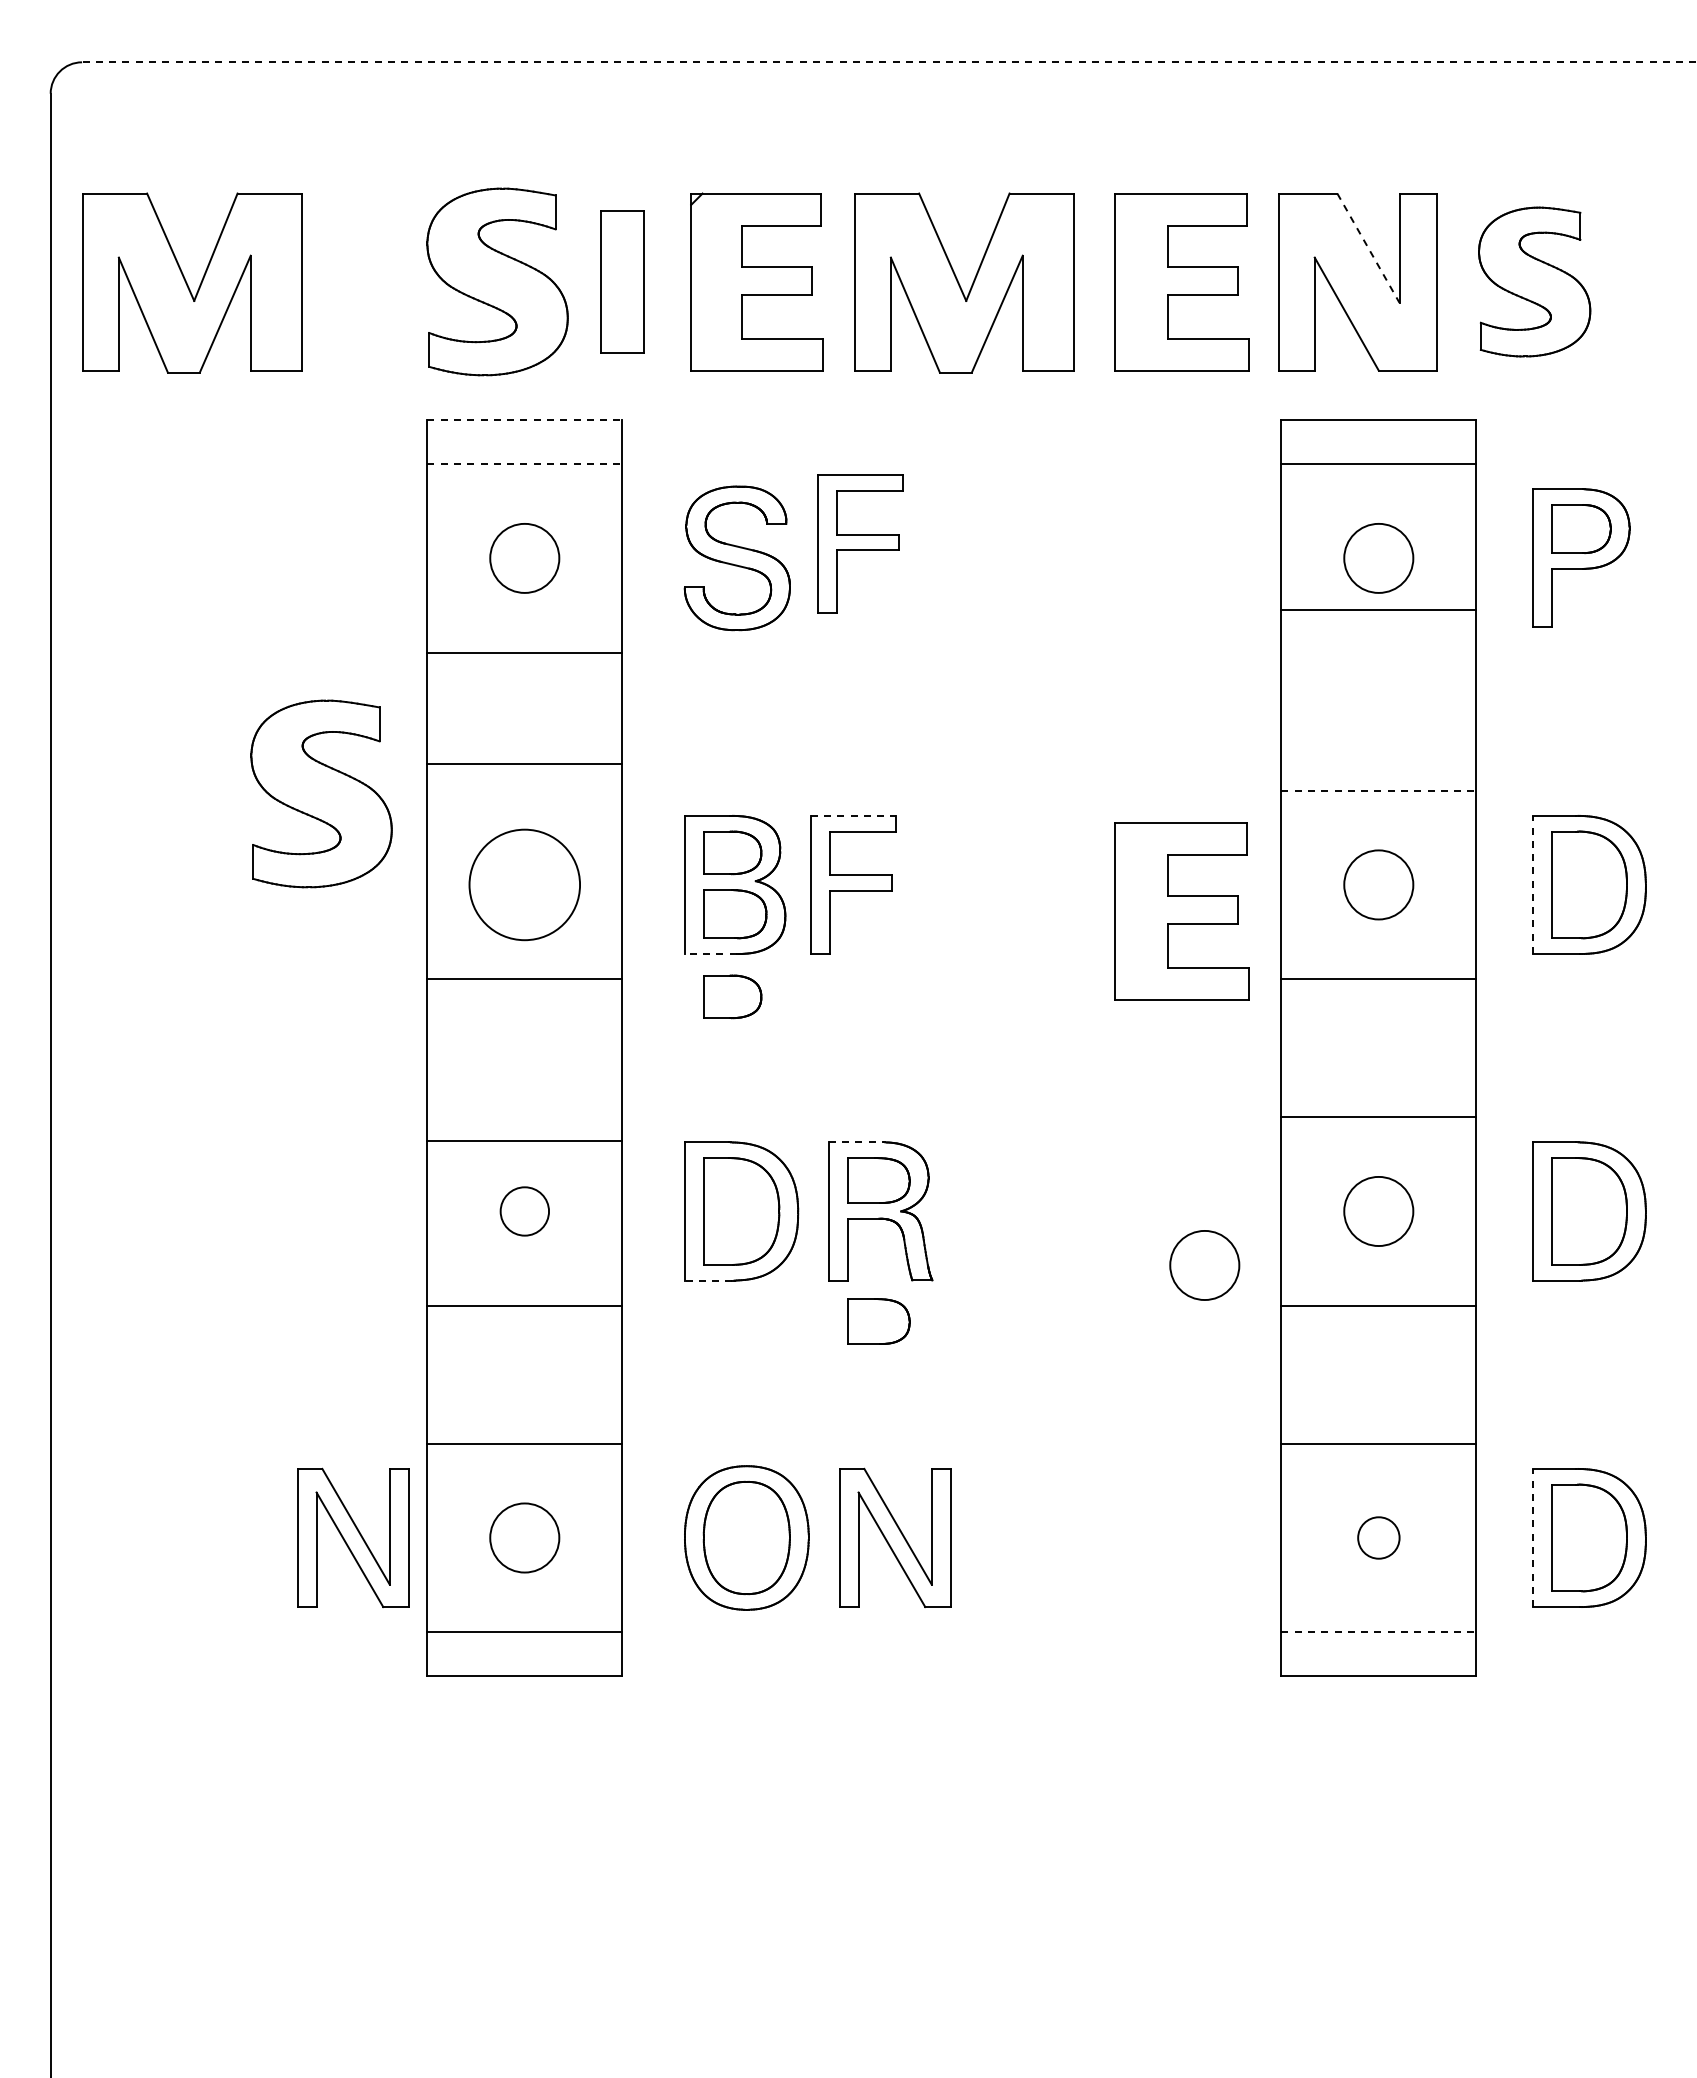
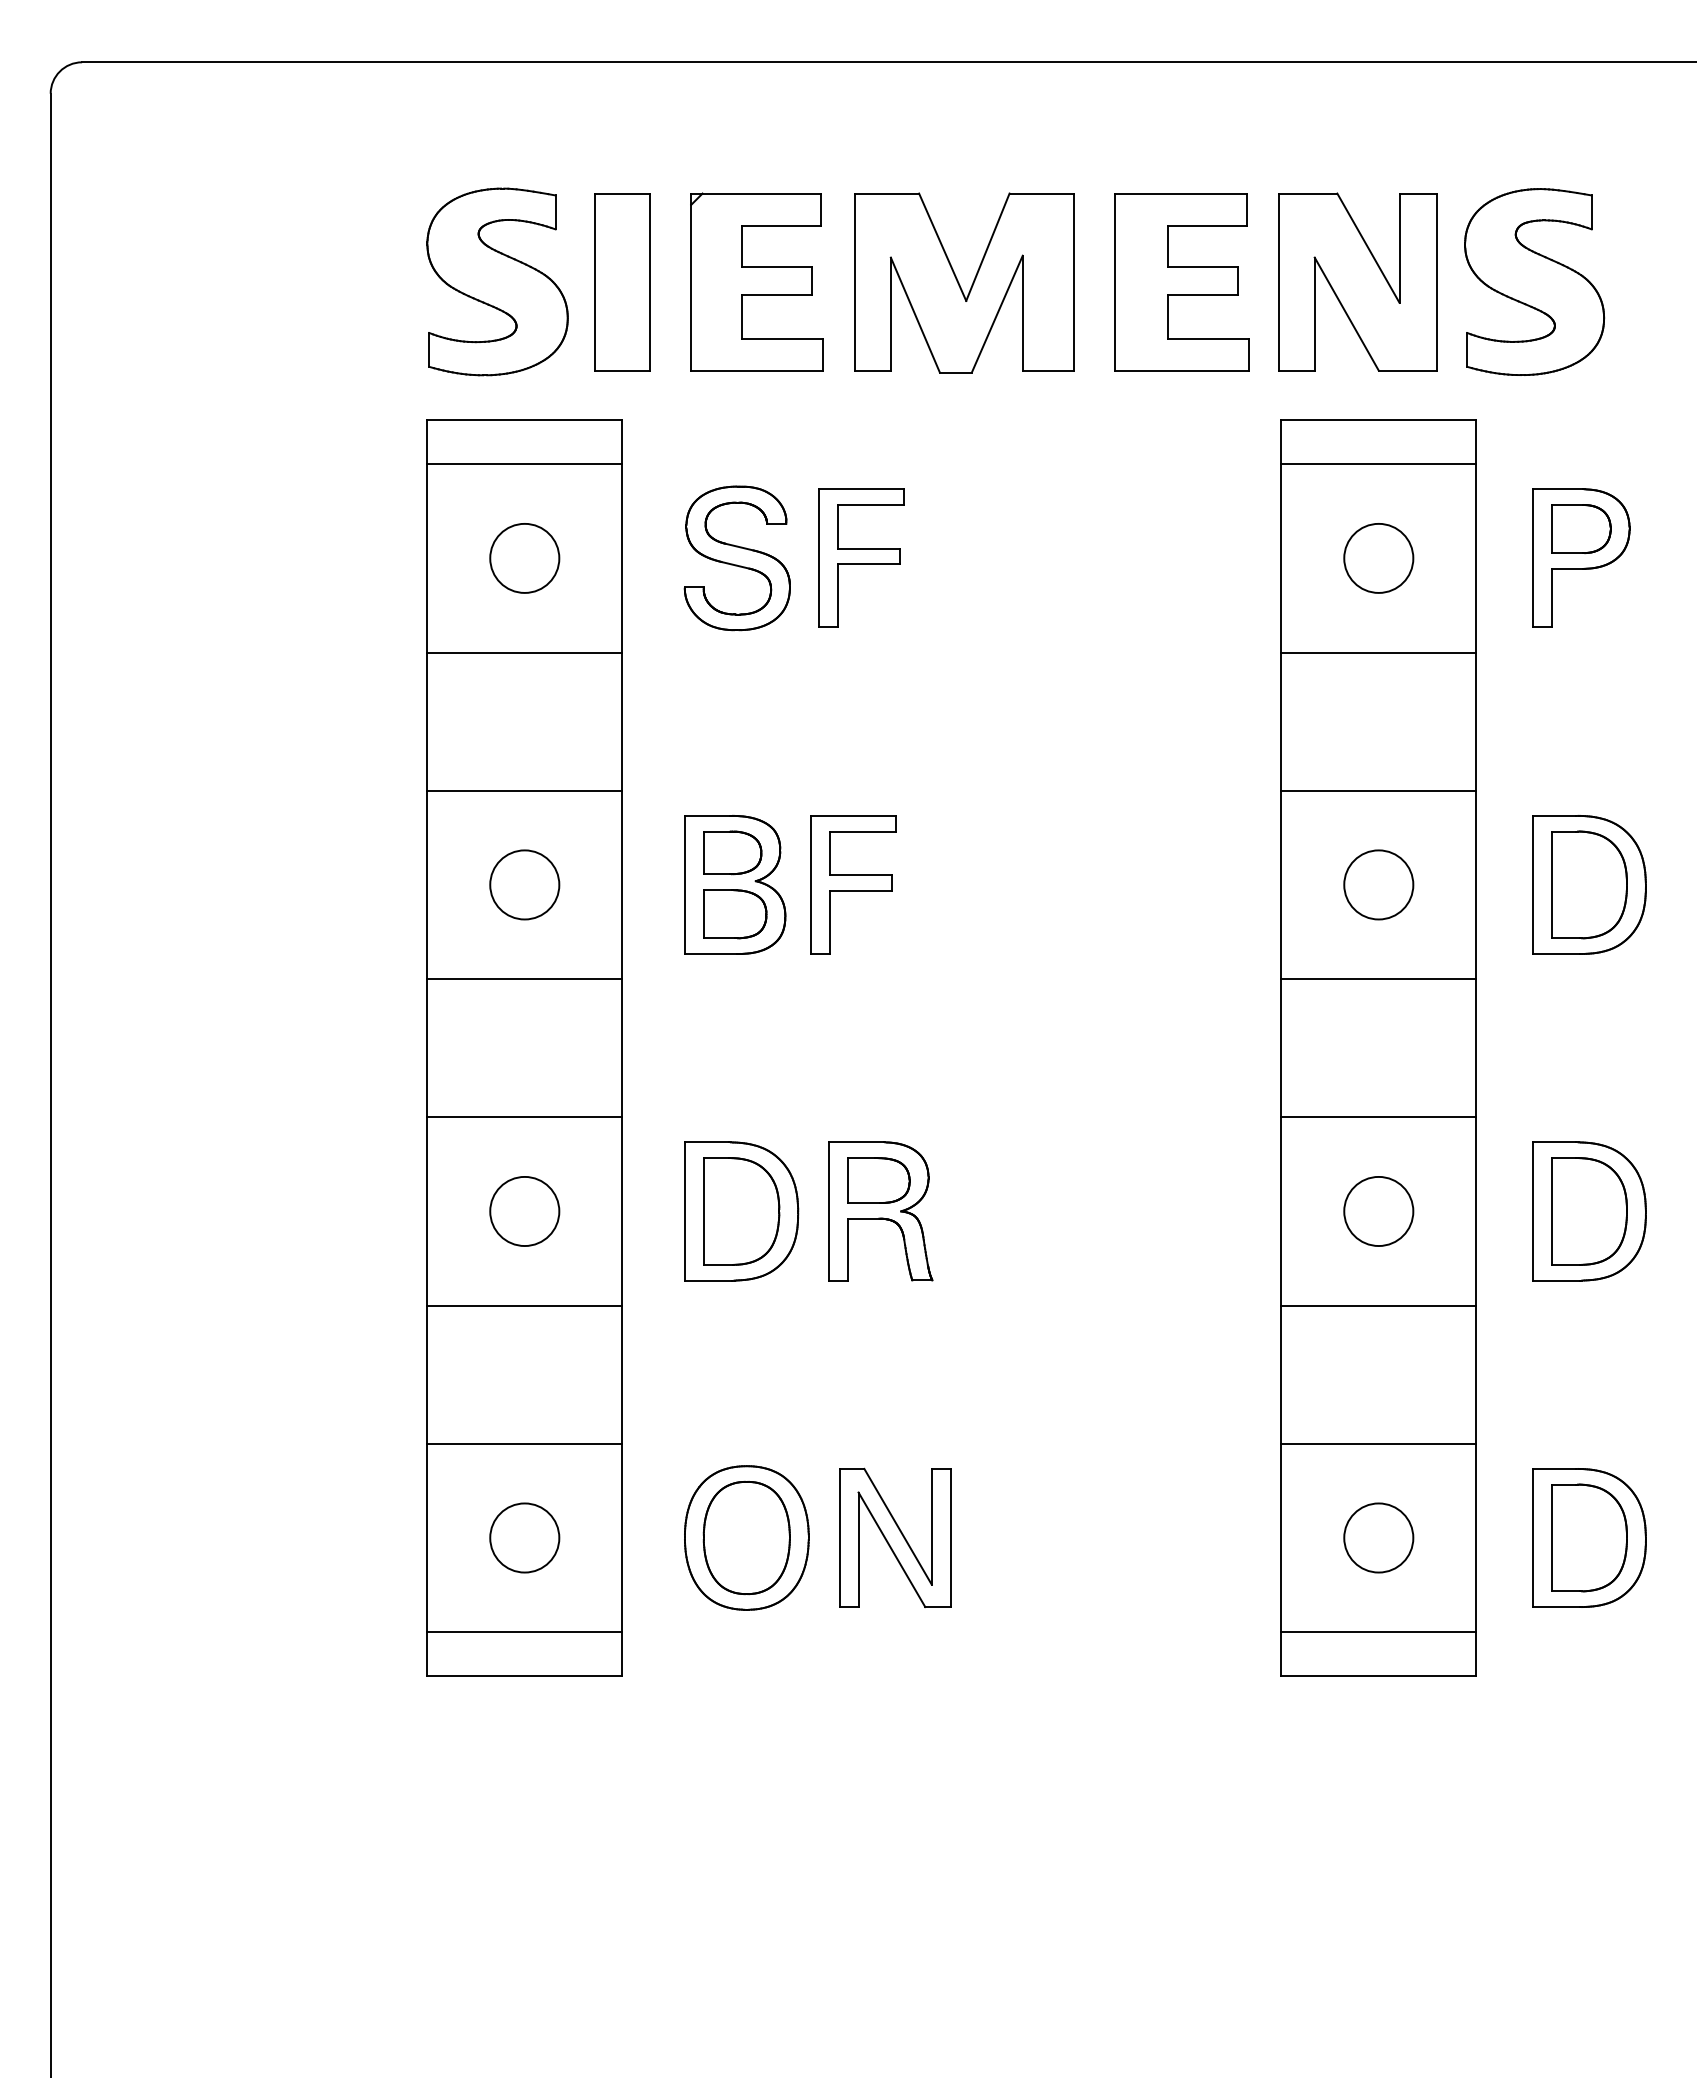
line: dashed -> solid (889, 62)
line: dashed -> solid (1368, 248)
part size: 45x144 px -> 57x179 px (622, 282)
part size: 114x152 px -> 142x188 px (1534, 281)
part: present -> none (192, 282)
line: dashed -> solid (525, 420)
line: dashed -> solid (525, 464)
part position: (860, 543) -> (861, 557) (861, 557)
line position: (1378, 609) -> (1378, 652) (1378, 652)
line position: (524, 763) -> (524, 790) (524, 790)
line: dashed -> solid (1379, 790)
part: present -> none (321, 793)
line: dashed -> solid (853, 815)
circle diameter: 111 px -> 69 px (524, 884)
line: dashed -> solid (1532, 884)
part: present -> none (1181, 911)
line: dashed -> solid (710, 954)
part: present -> none (732, 996)
line position: (524, 1141) -> (524, 1117) (524, 1117)
line: dashed -> solid (856, 1142)
circle size: 51x51 px -> 72x71 px (524, 1211)
circle: present -> none (1204, 1265)
line: dashed -> solid (708, 1280)
part: present -> none (878, 1321)
part: present -> none (353, 1537)
circle size: 44x44 px -> 72x72 px (1378, 1537)
line: dashed -> solid (1532, 1537)
line: dashed -> solid (1379, 1632)
